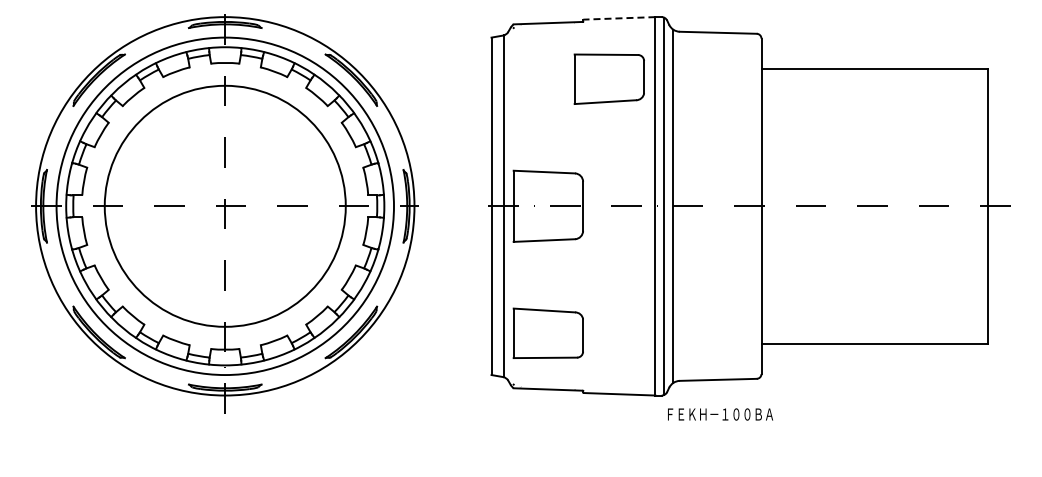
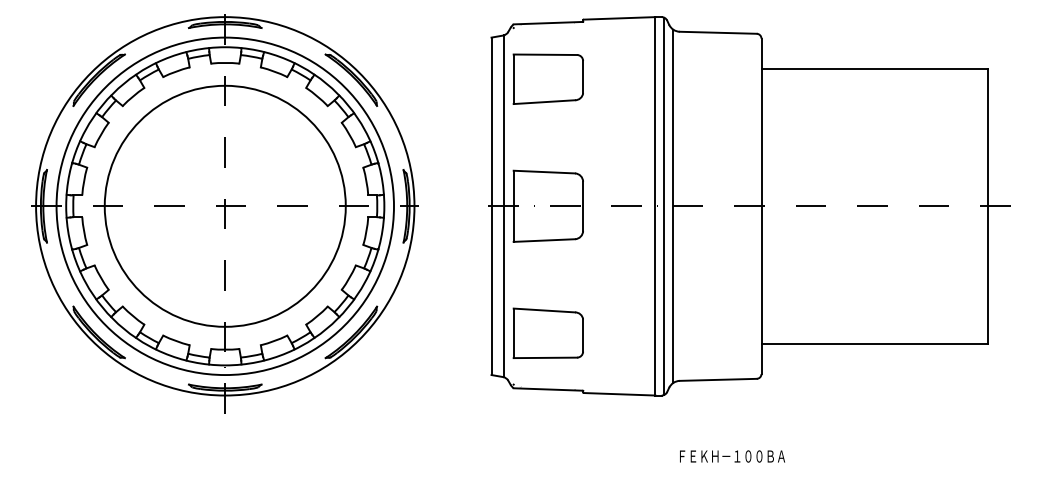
line: dashed -> solid (619, 18)
part position: (608, 78) -> (547, 78) (547, 78)
text position: (720, 414) -> (732, 456) (732, 456)
